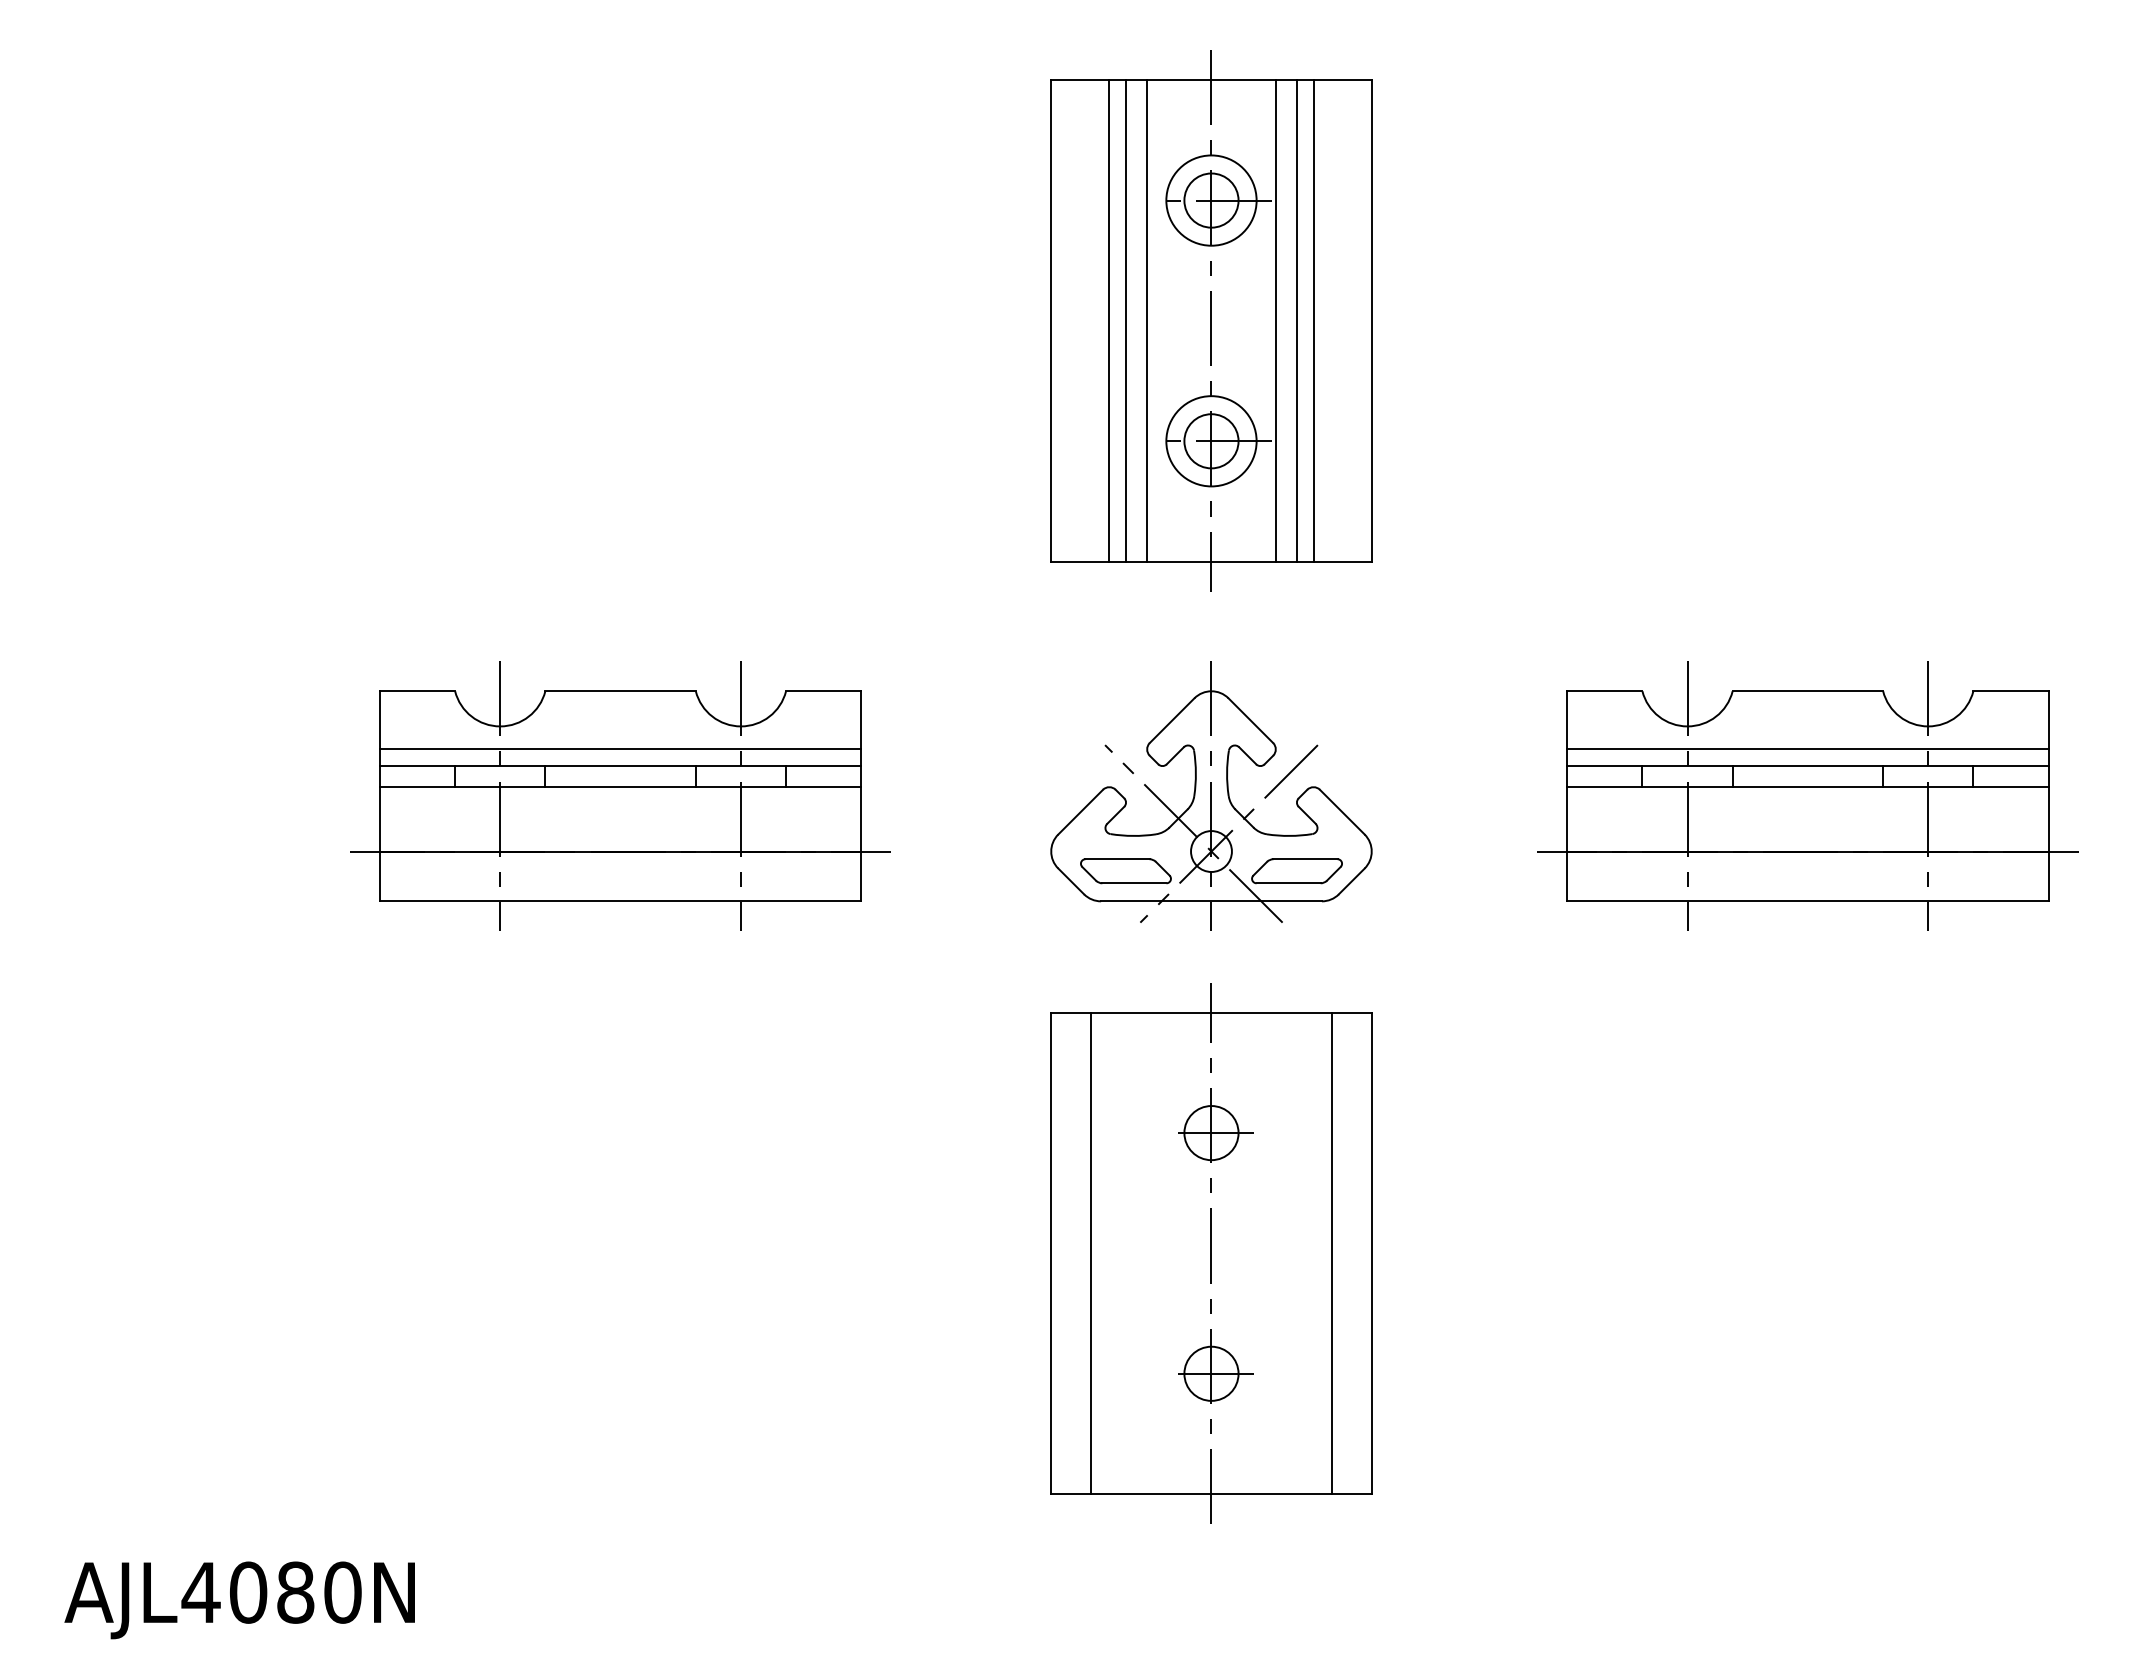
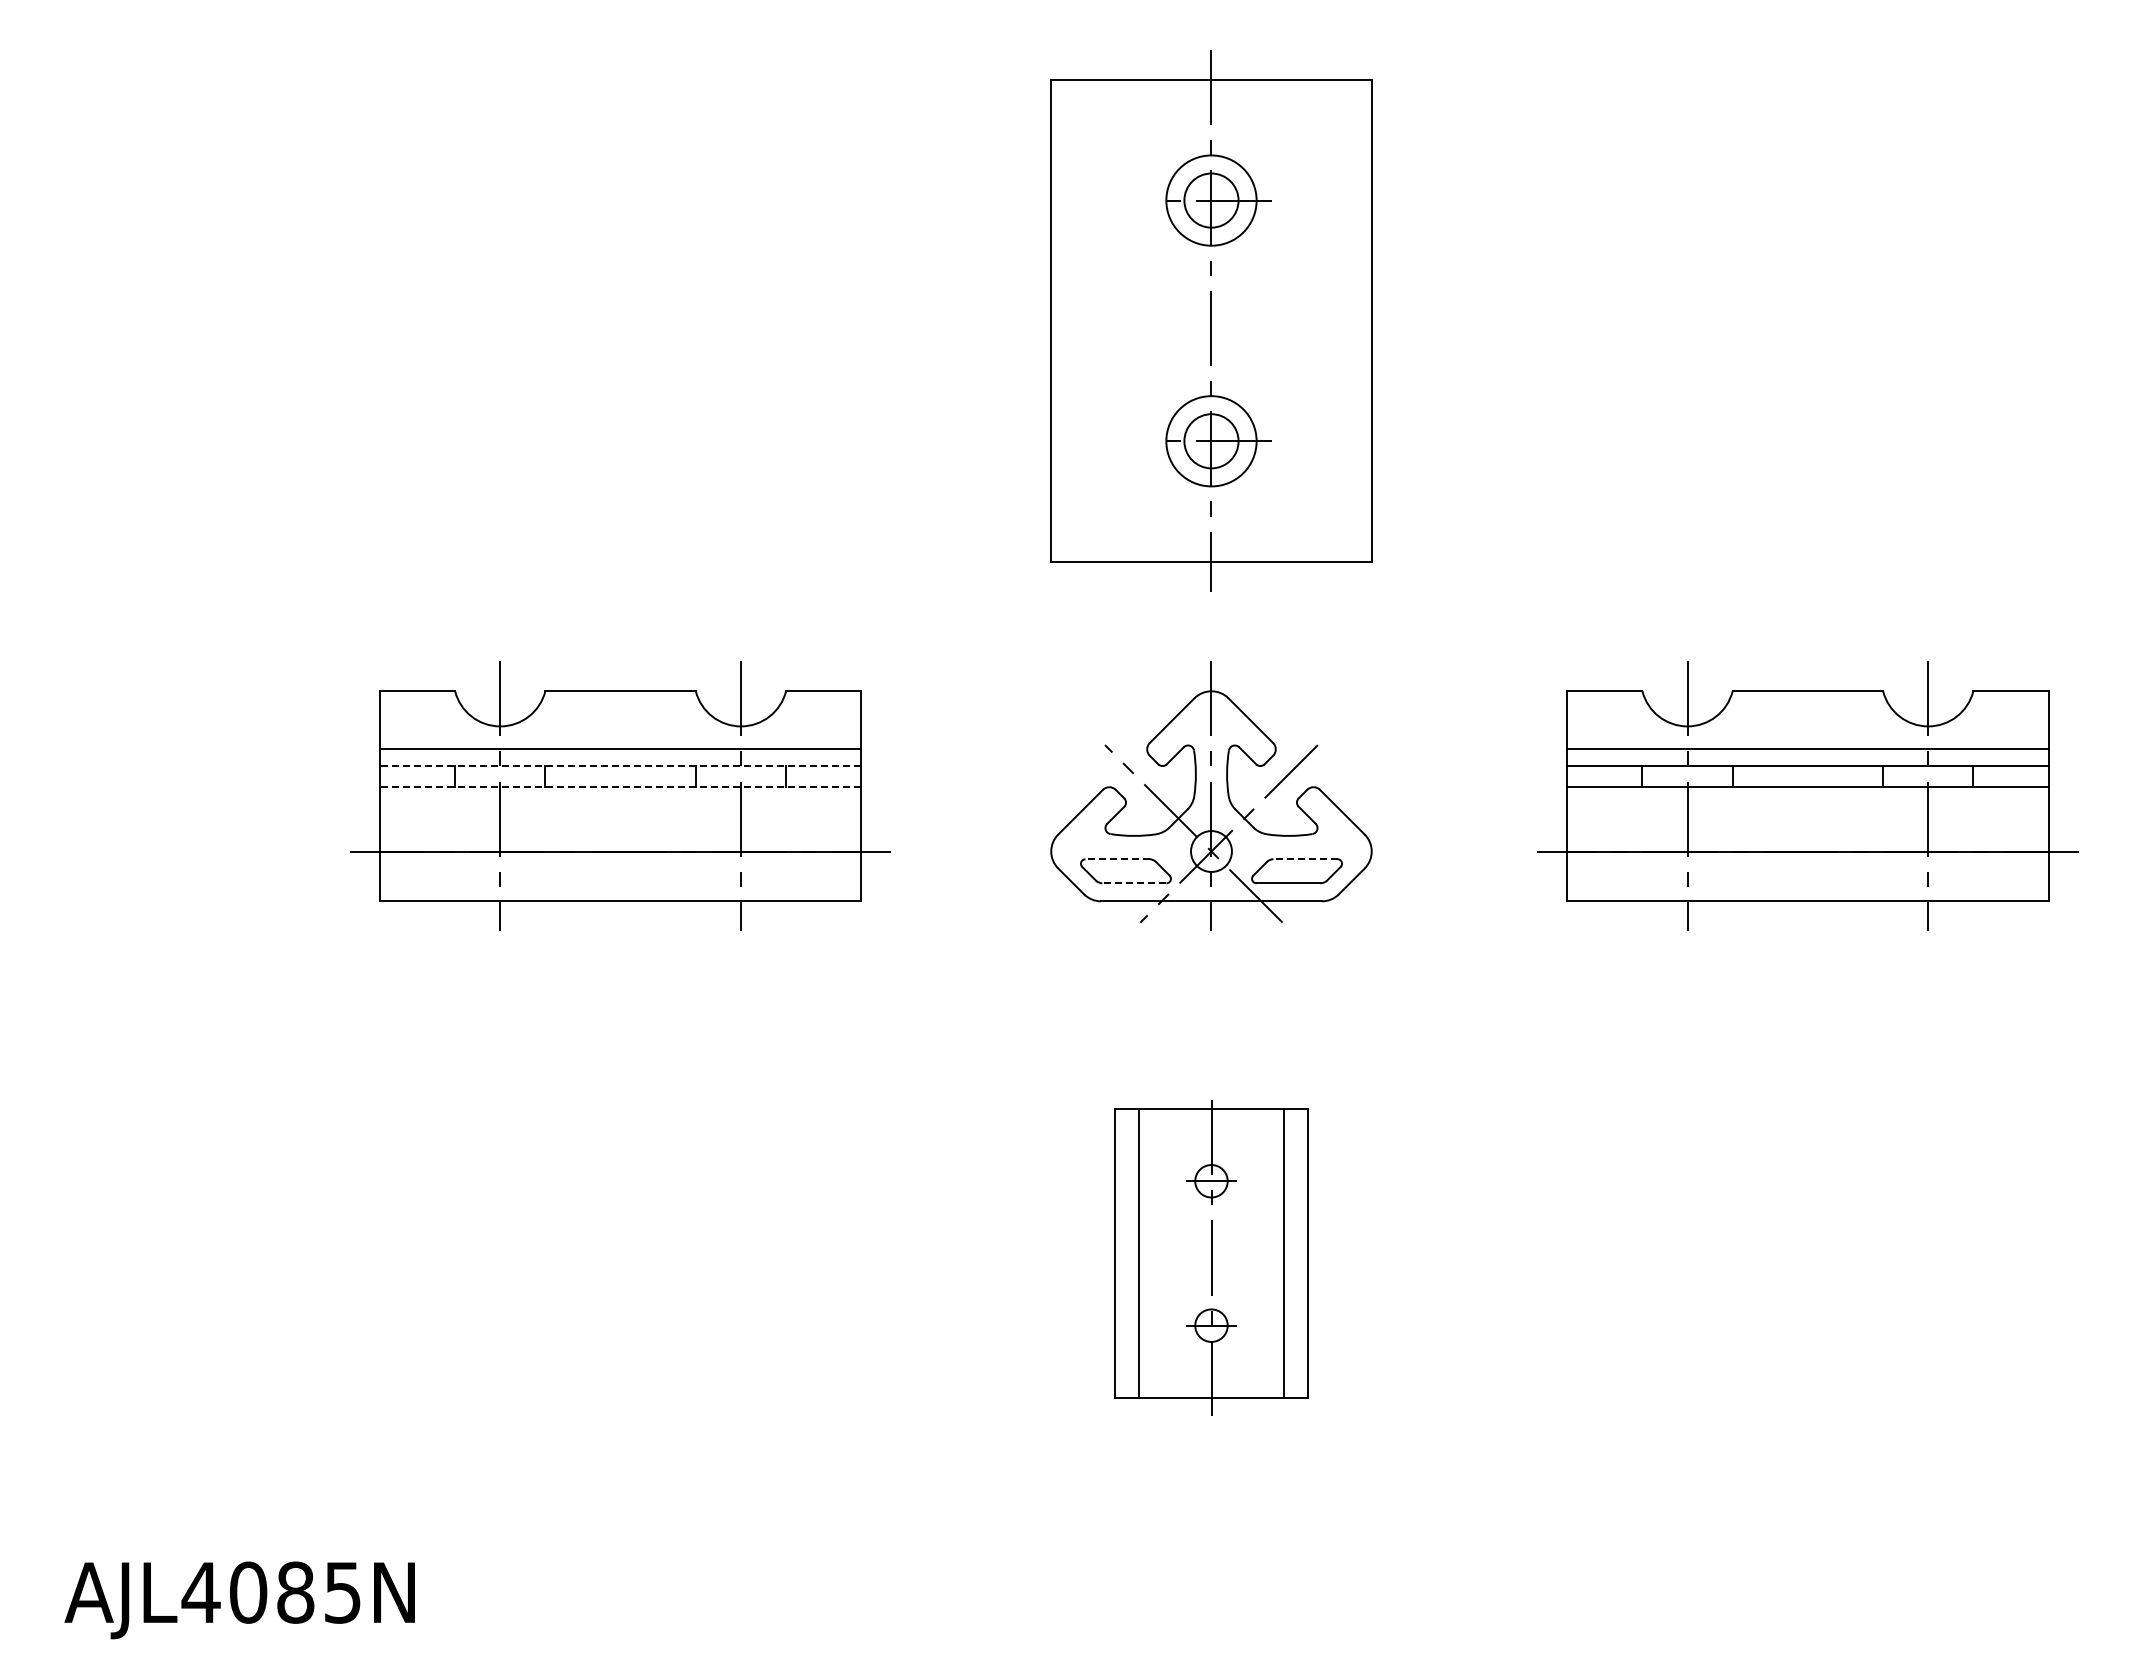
line: present -> none (1109, 320)
line: present -> none (1126, 320)
line: present -> none (1147, 320)
line: present -> none (1275, 320)
line: present -> none (1296, 320)
line: present -> none (1313, 320)
line: solid -> dashed (620, 766)
line: solid -> dashed (620, 787)
line: solid -> dashed (1117, 859)
line: solid -> dashed (1305, 859)
line: solid -> dashed (1133, 883)
part size: 323x541 px -> 195x316 px (1211, 1257)
text: AJL4080N -> AJL4085N (342, 1592)
